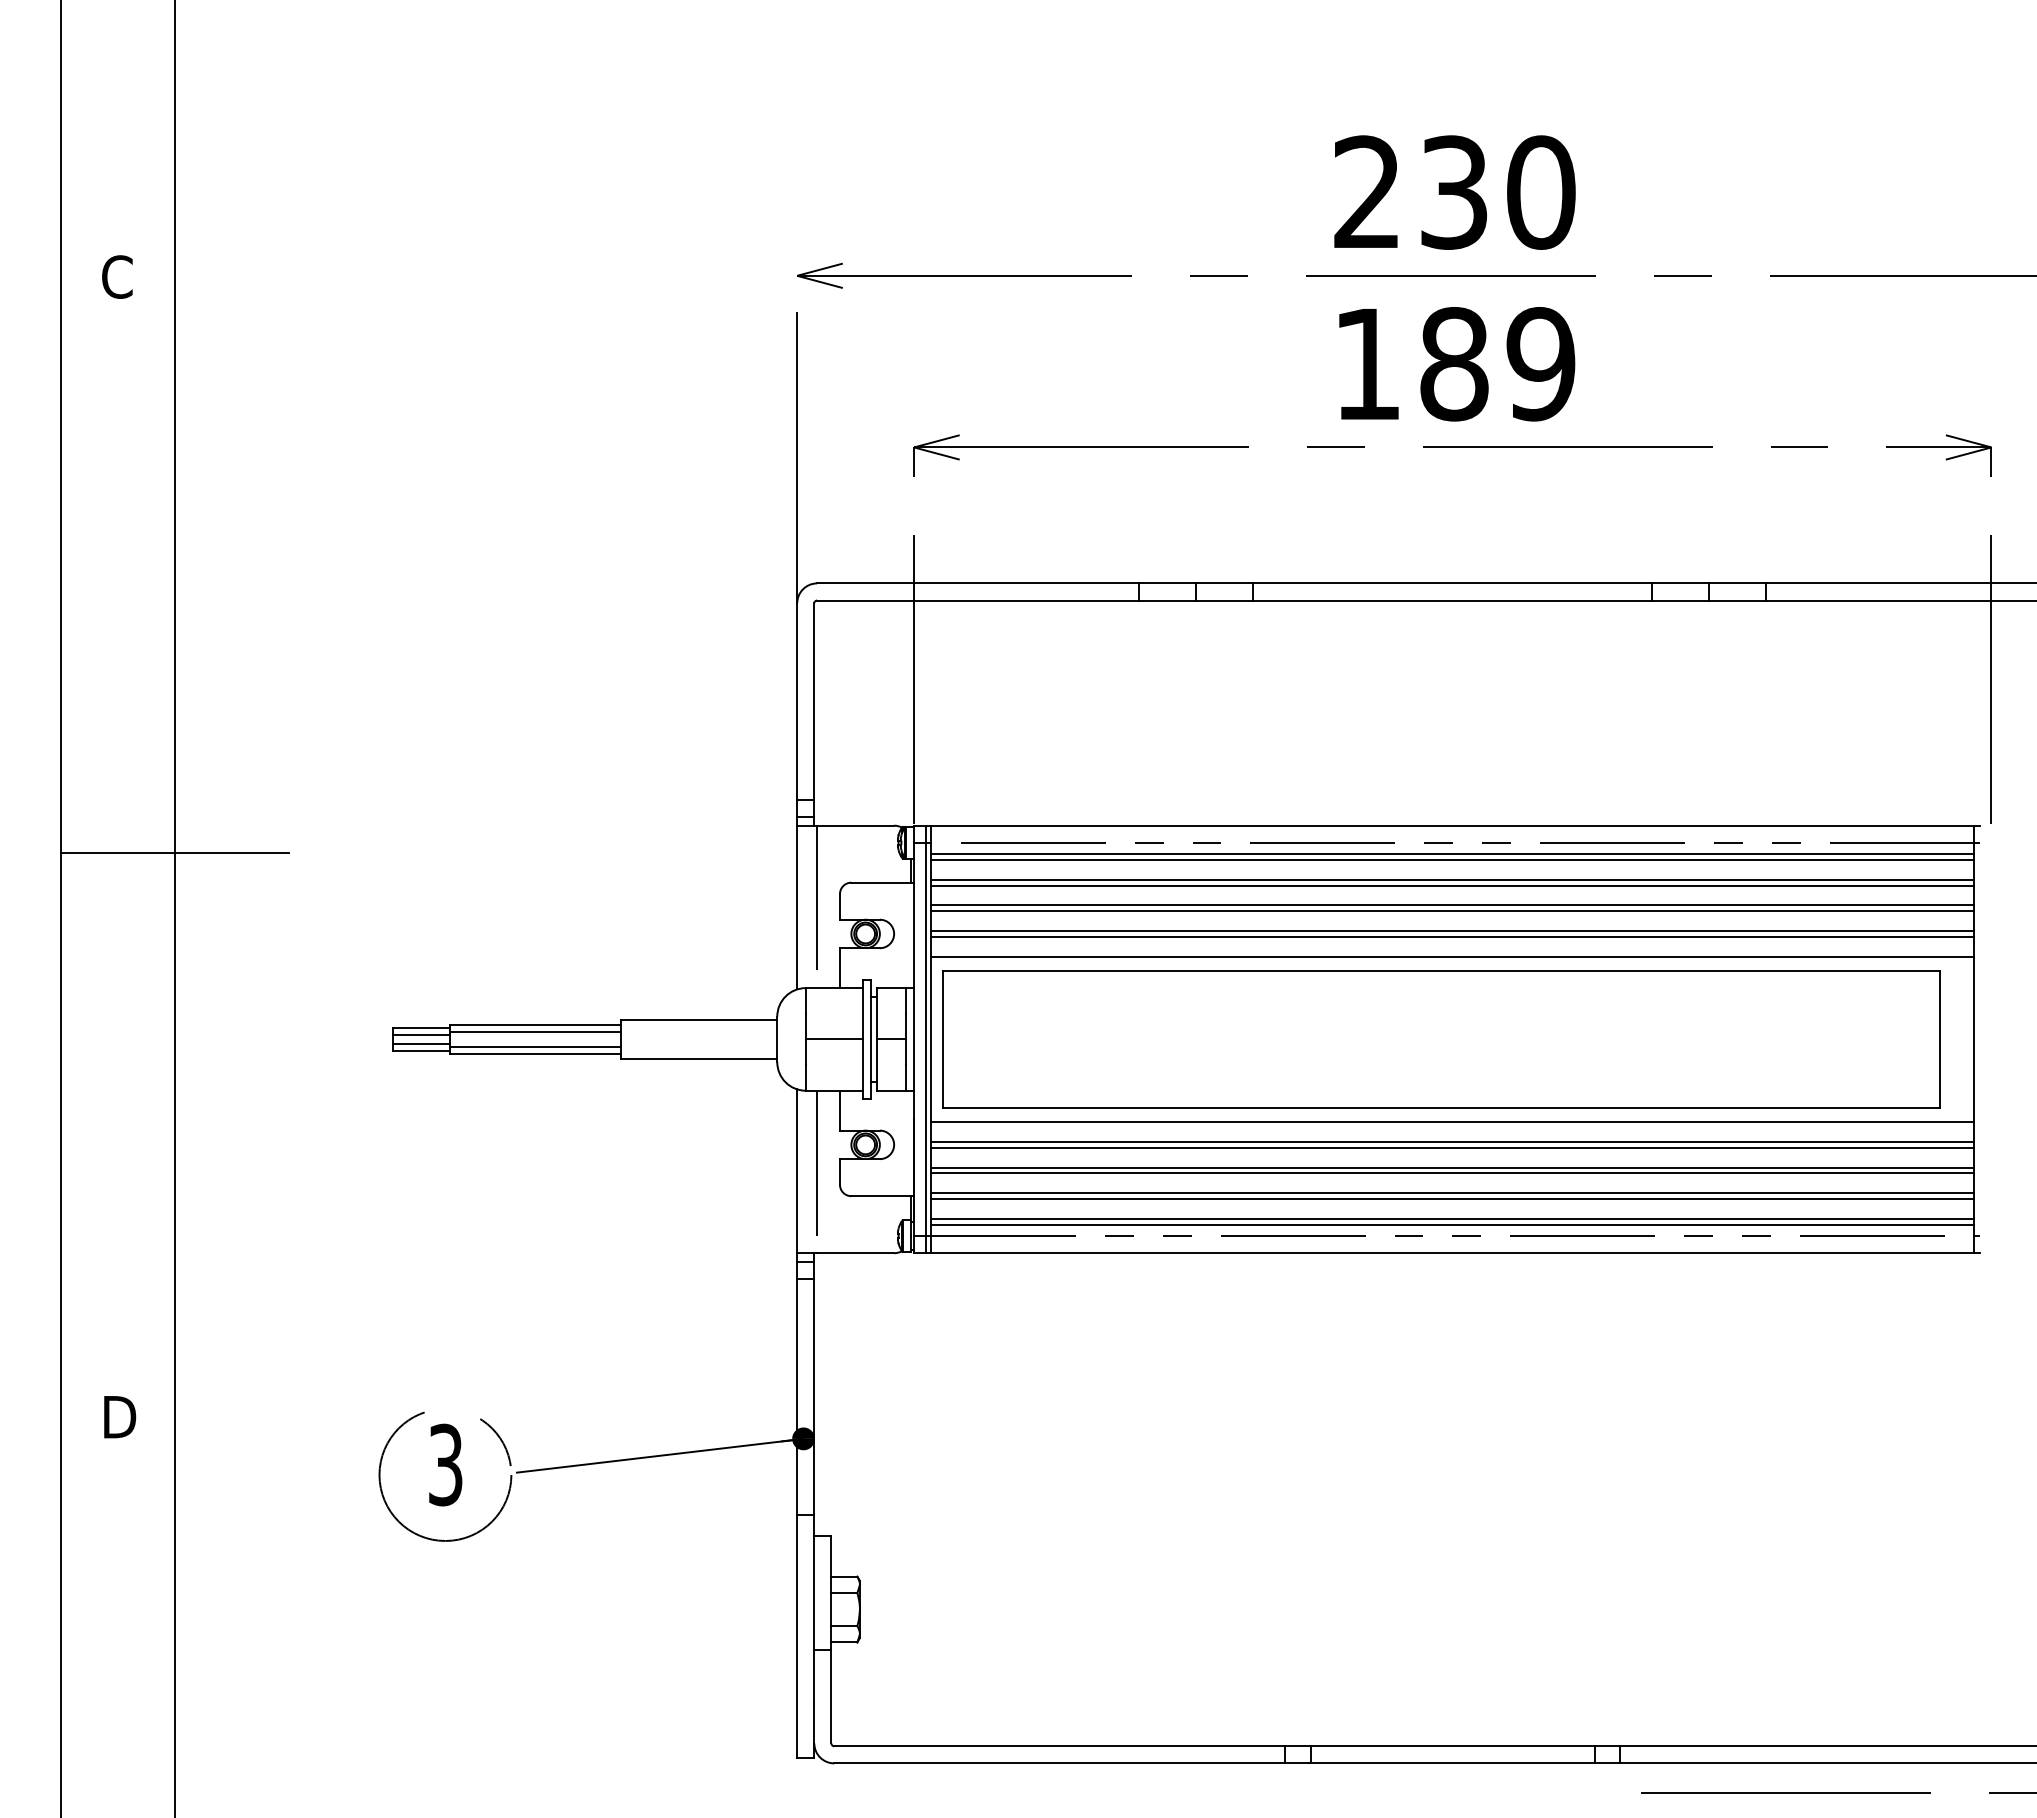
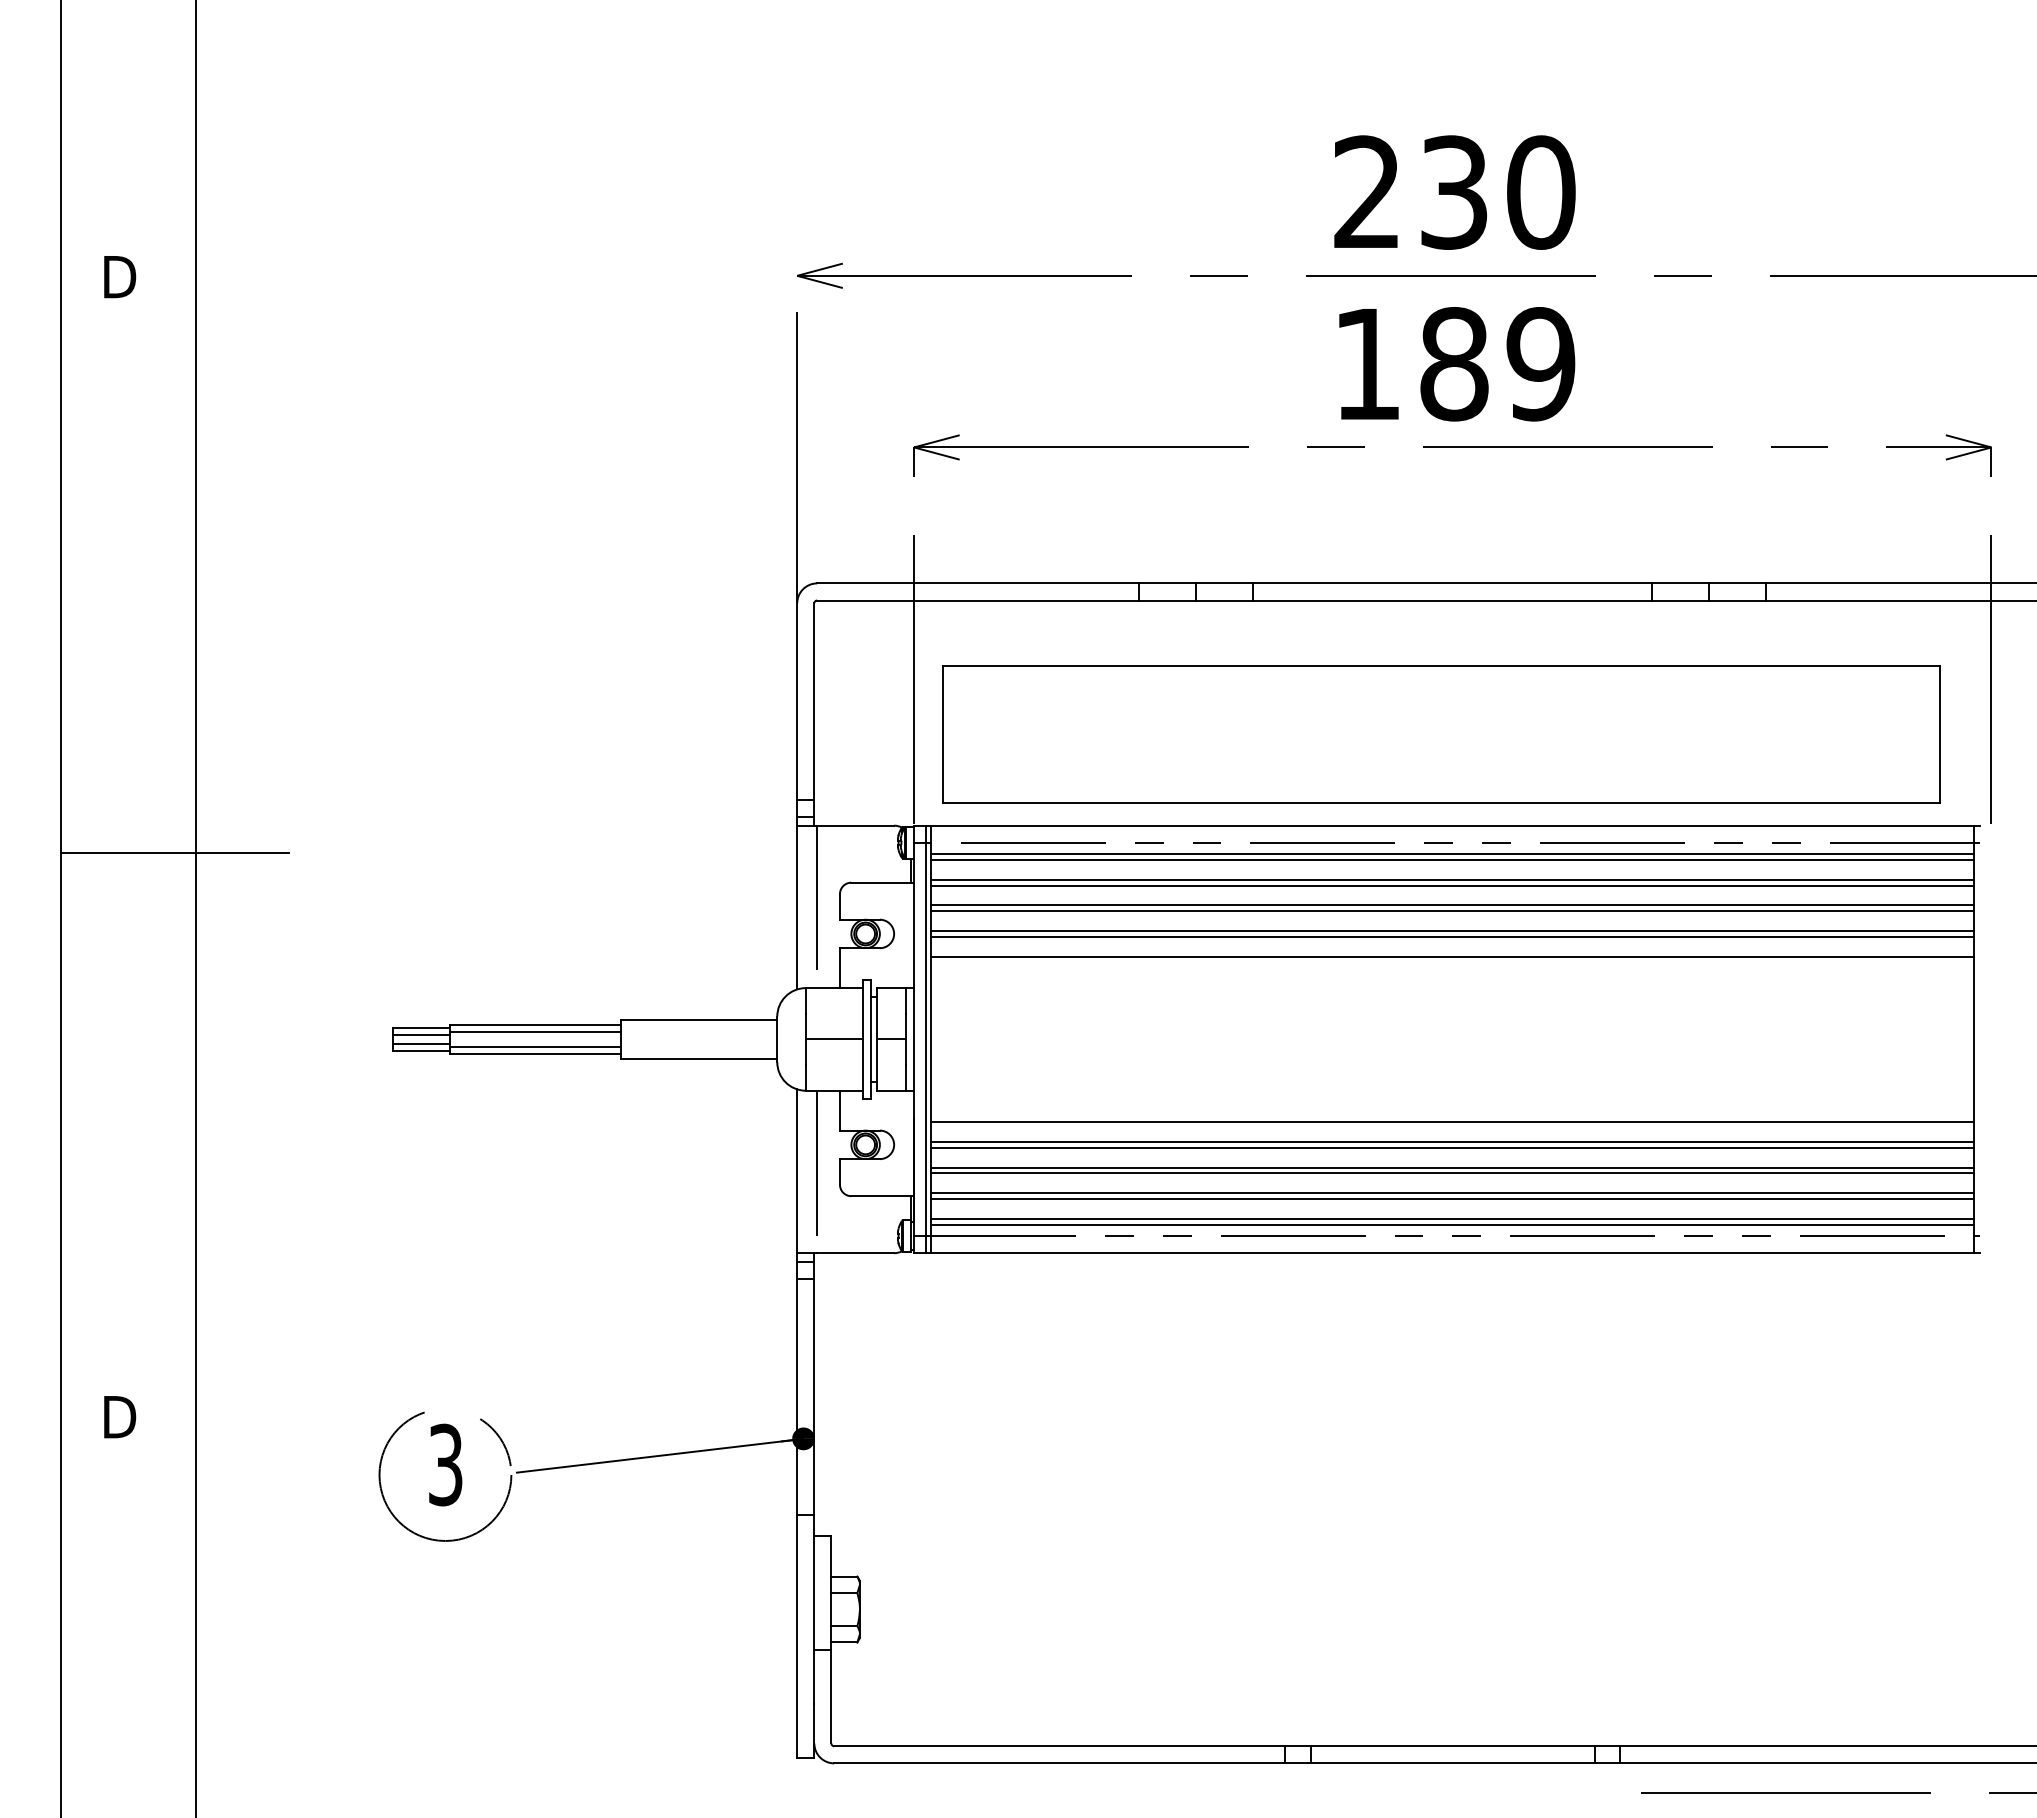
text: C -> D (119, 276)
line position: (175, 908) -> (196, 908) (196, 908)
part position: (1441, 1039) -> (1441, 734) (1441, 734)
